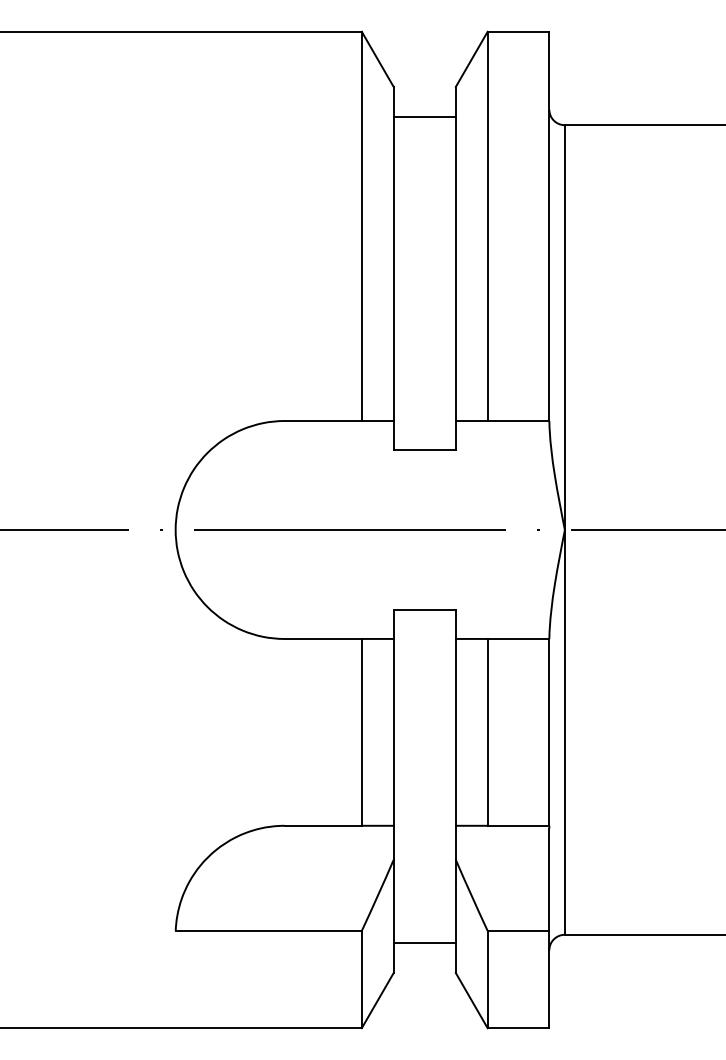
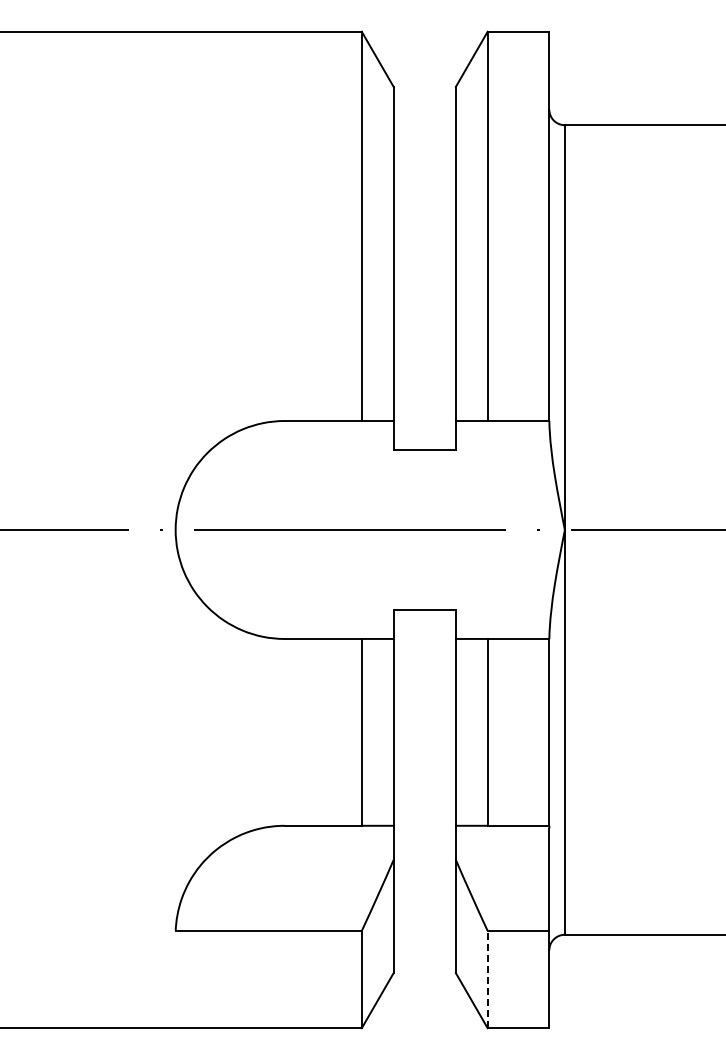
line: present -> none (424, 117)
line: present -> none (424, 942)
line: solid -> dashed (487, 979)
